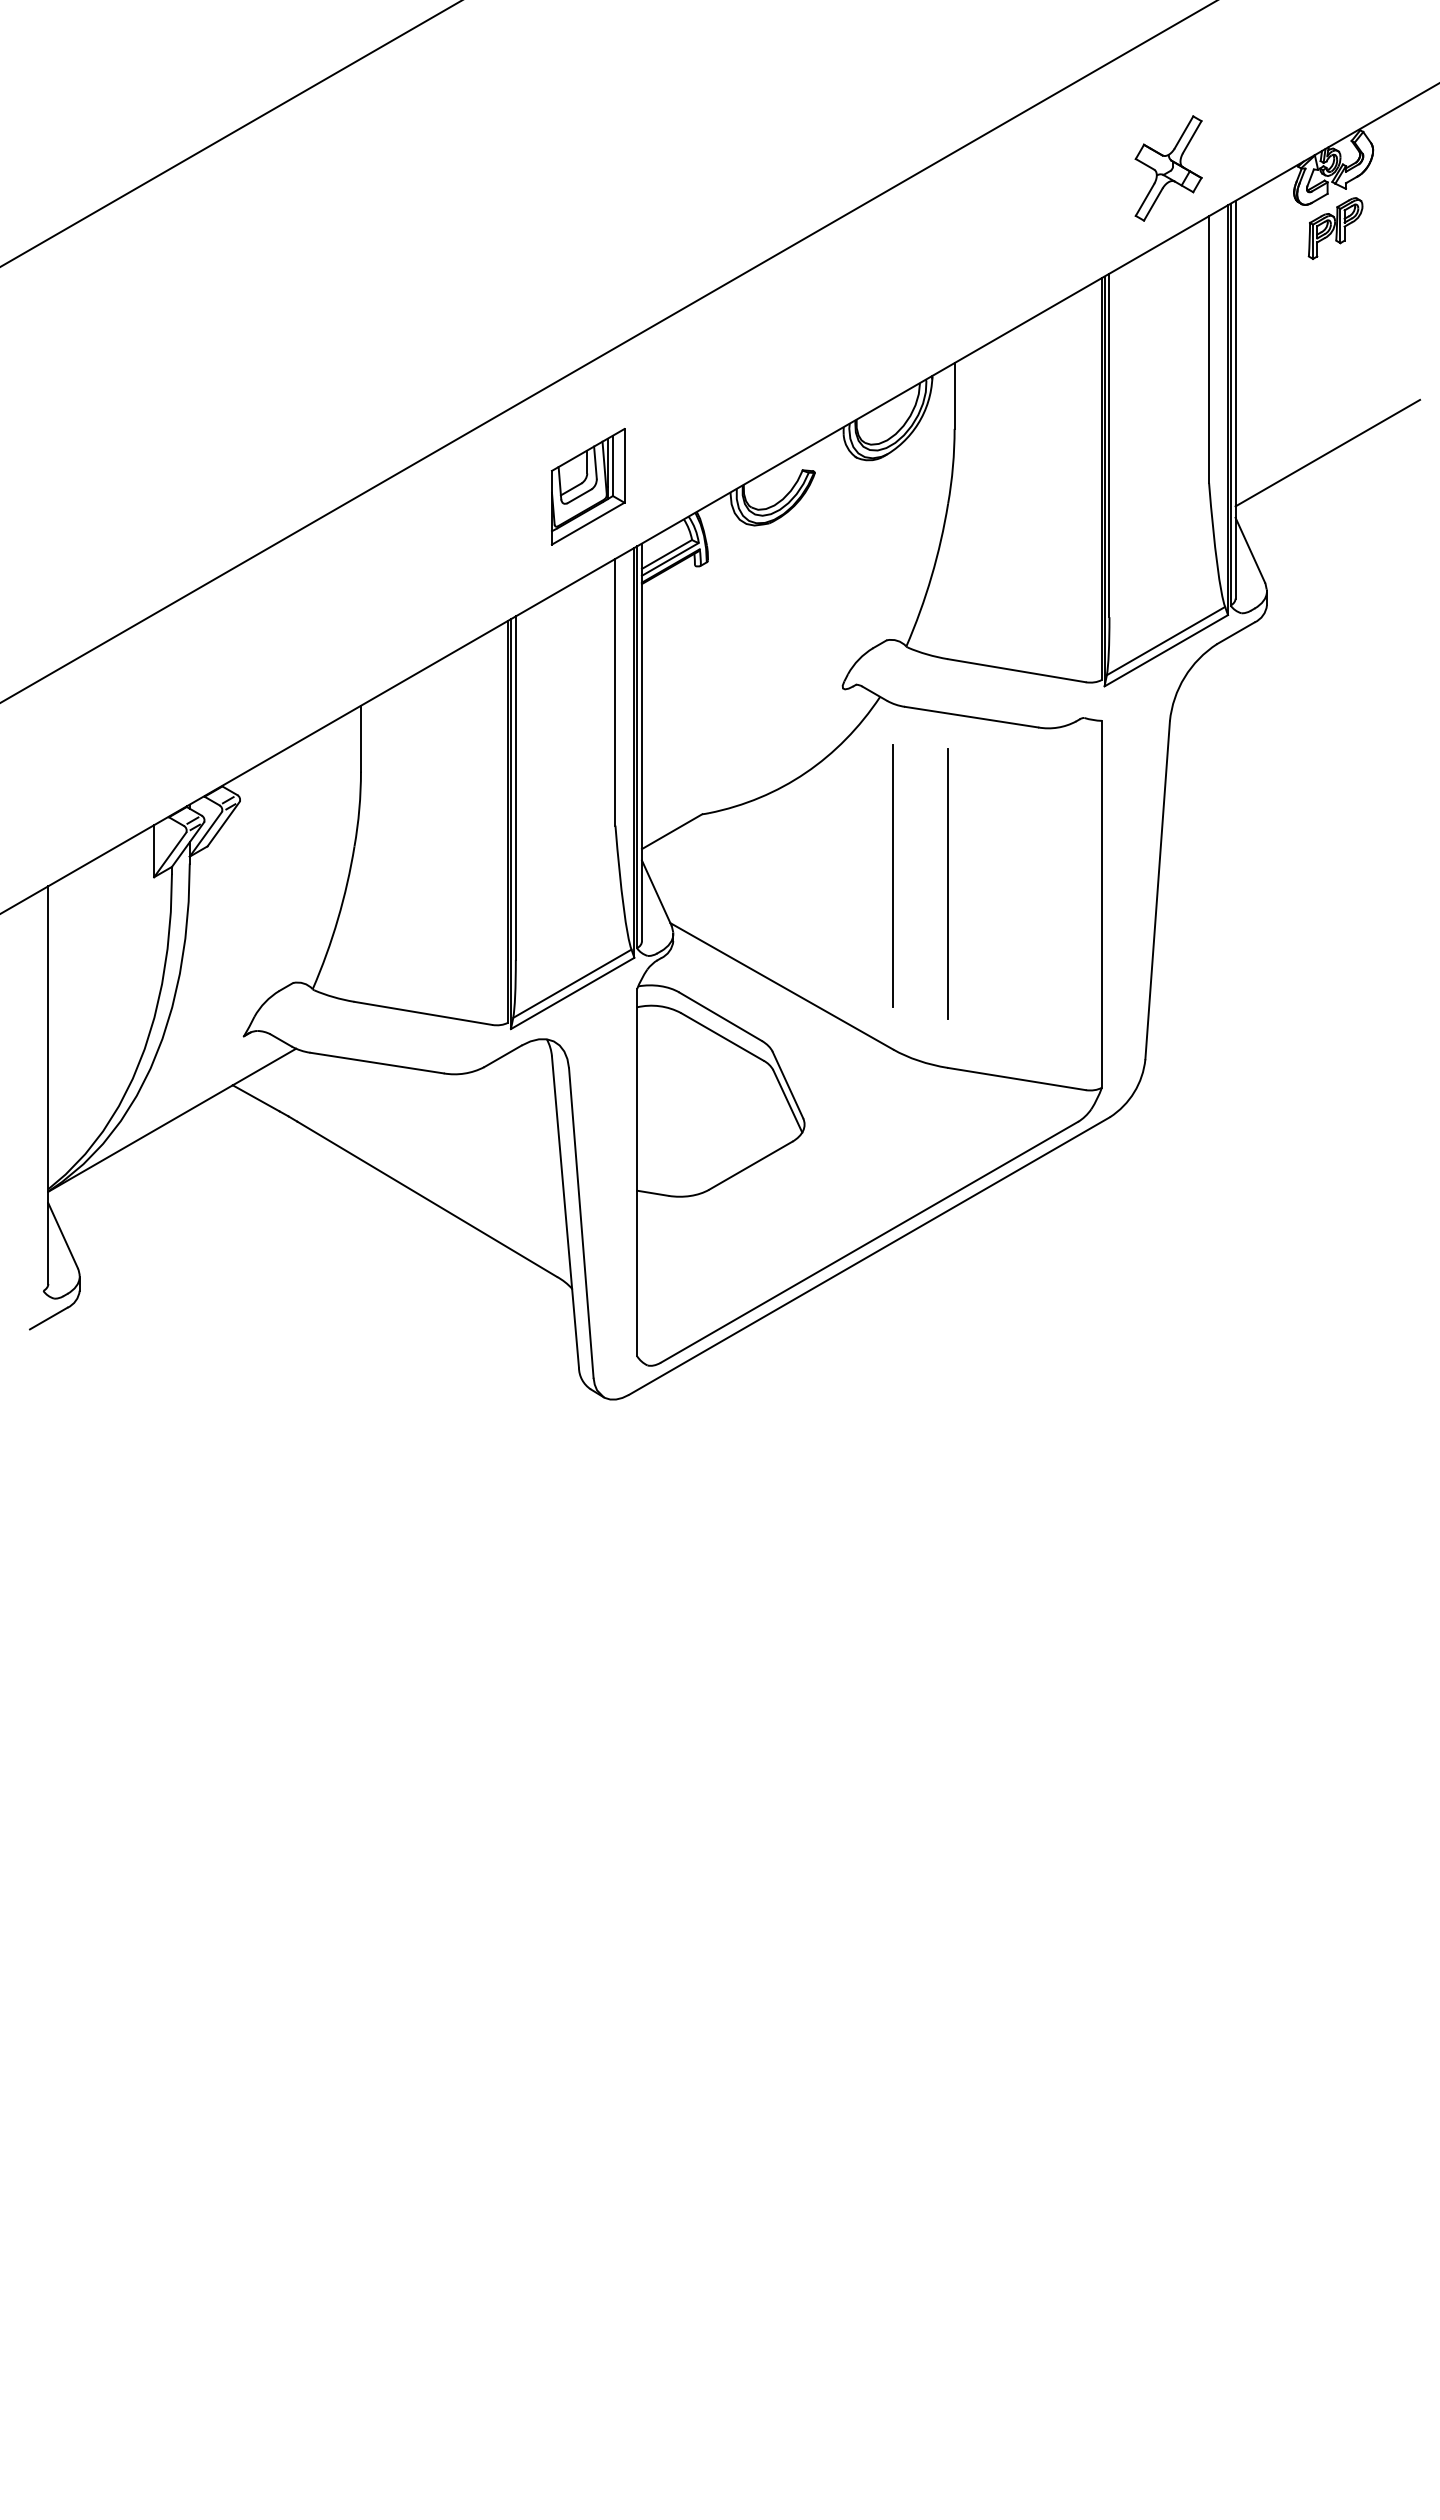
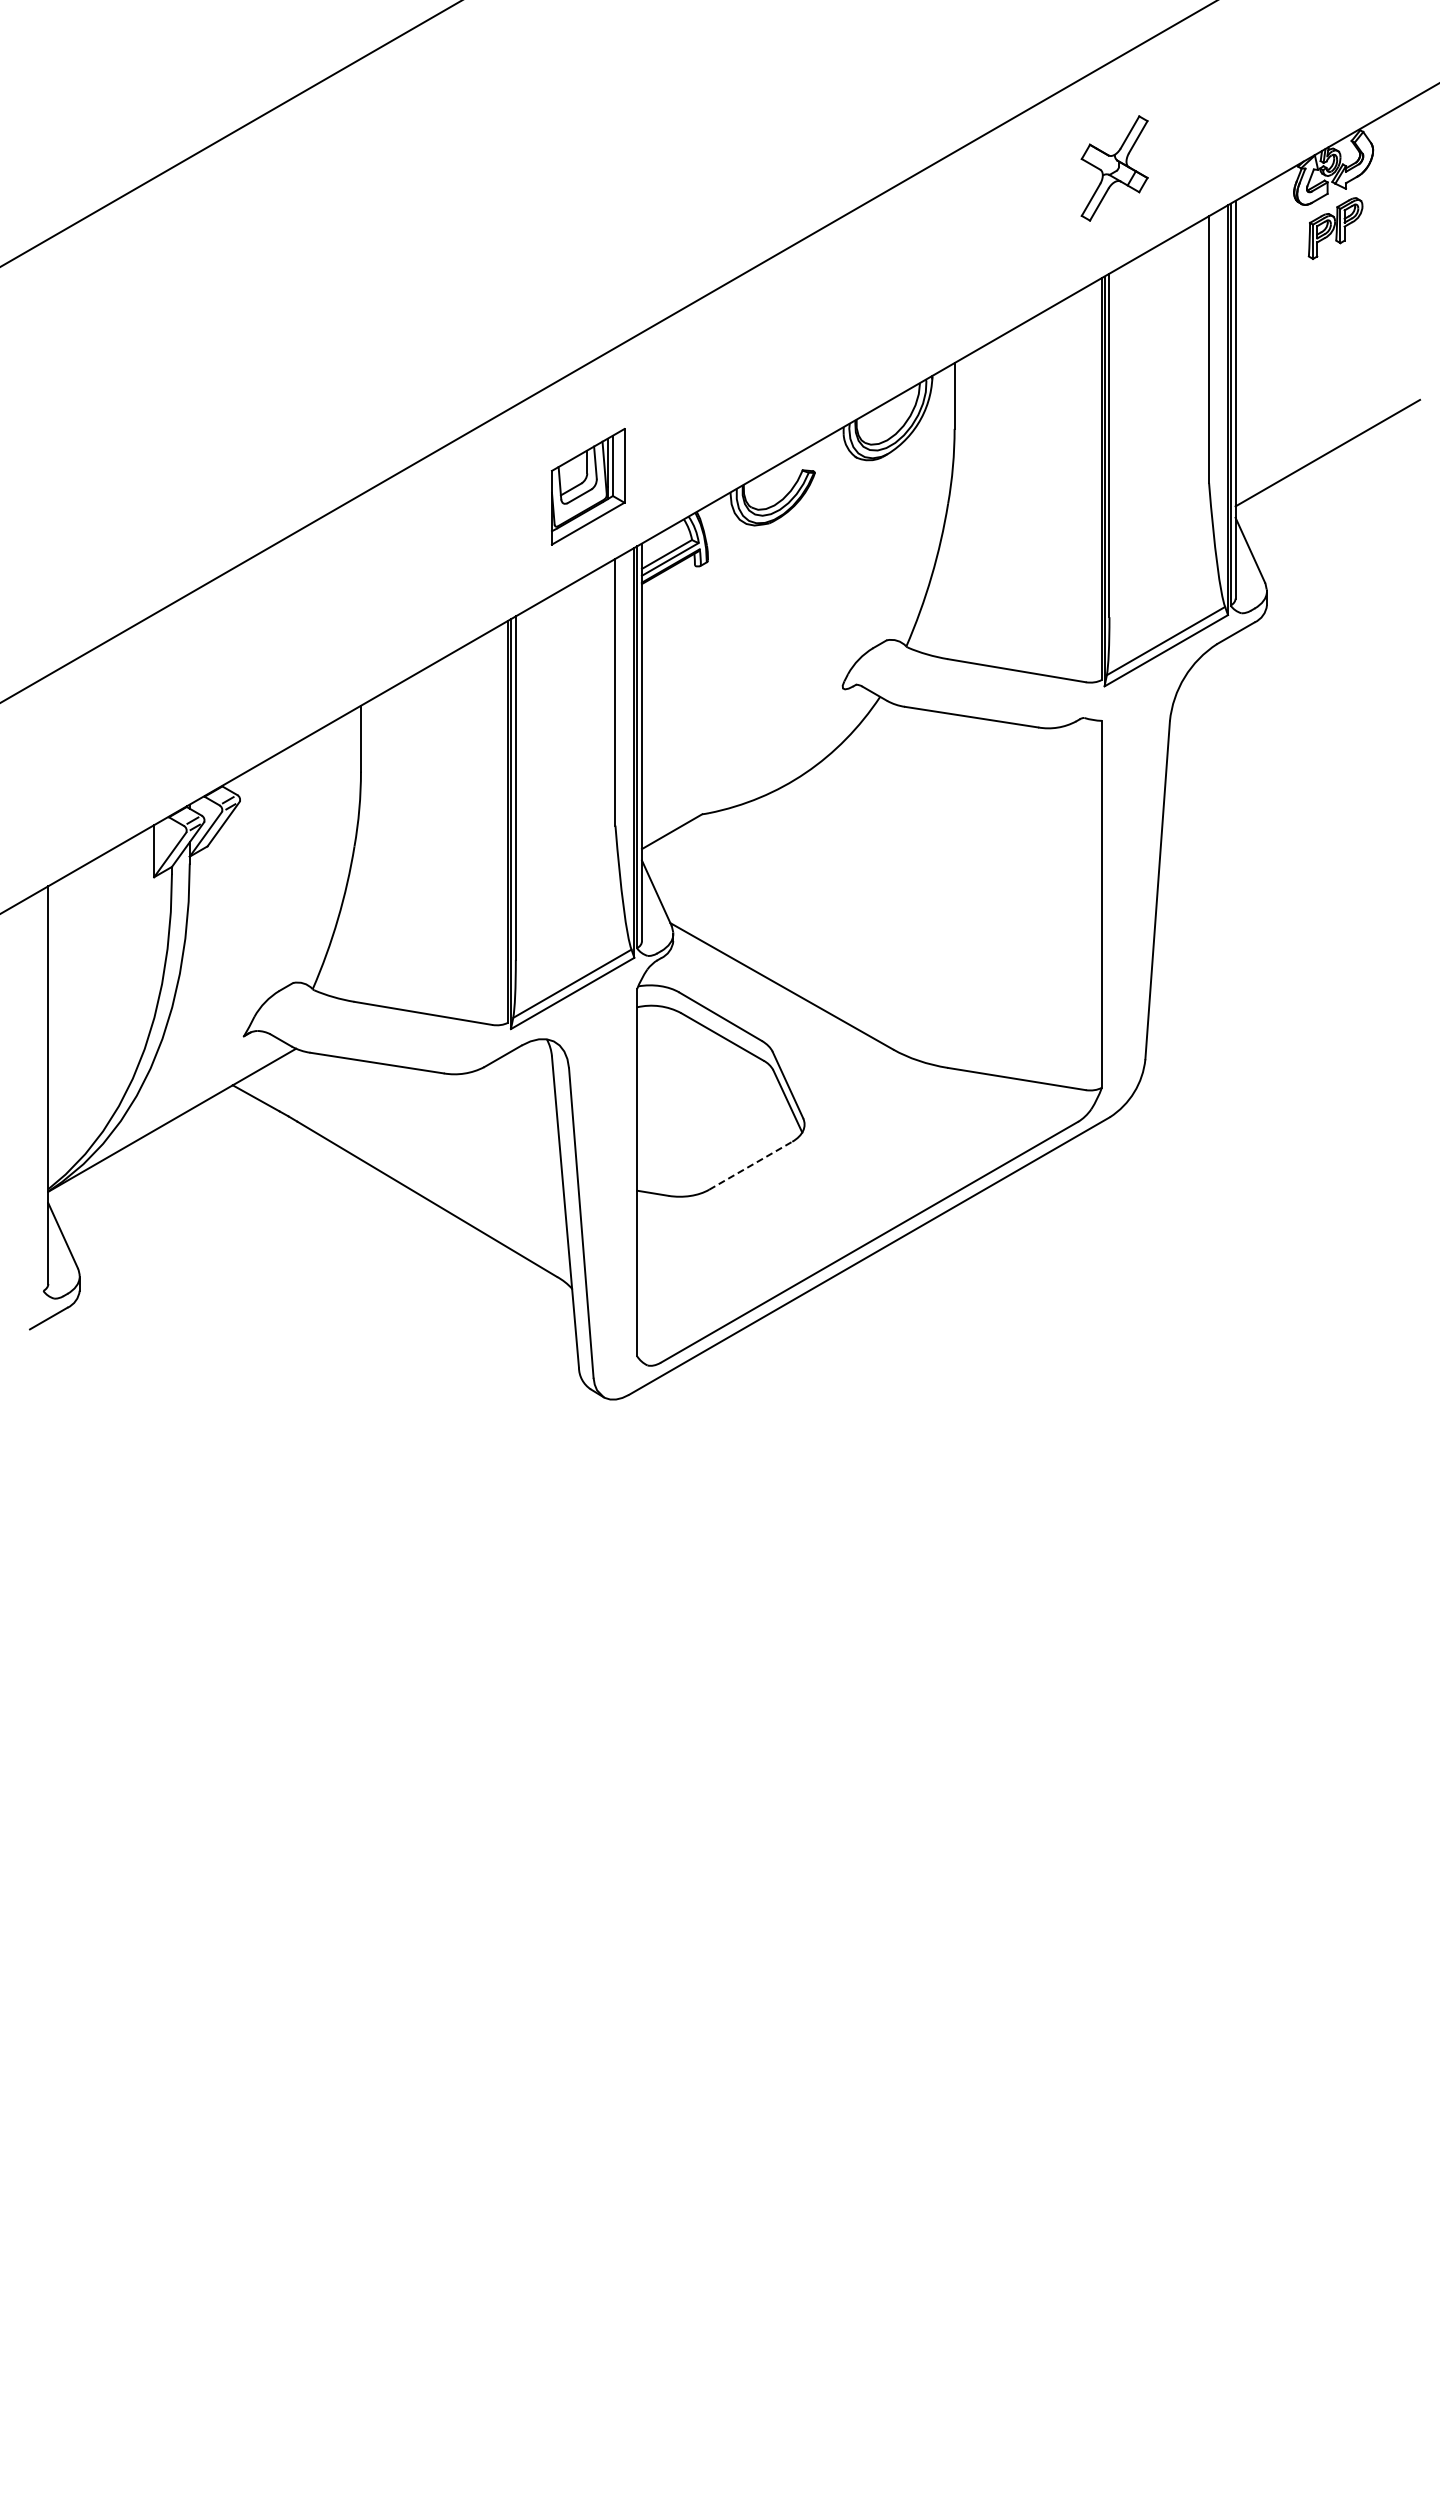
part position: (1168, 168) -> (1114, 168) (1114, 168)
line: present -> none (893, 875)
line: present -> none (948, 883)
line: solid -> dashed (750, 1165)
